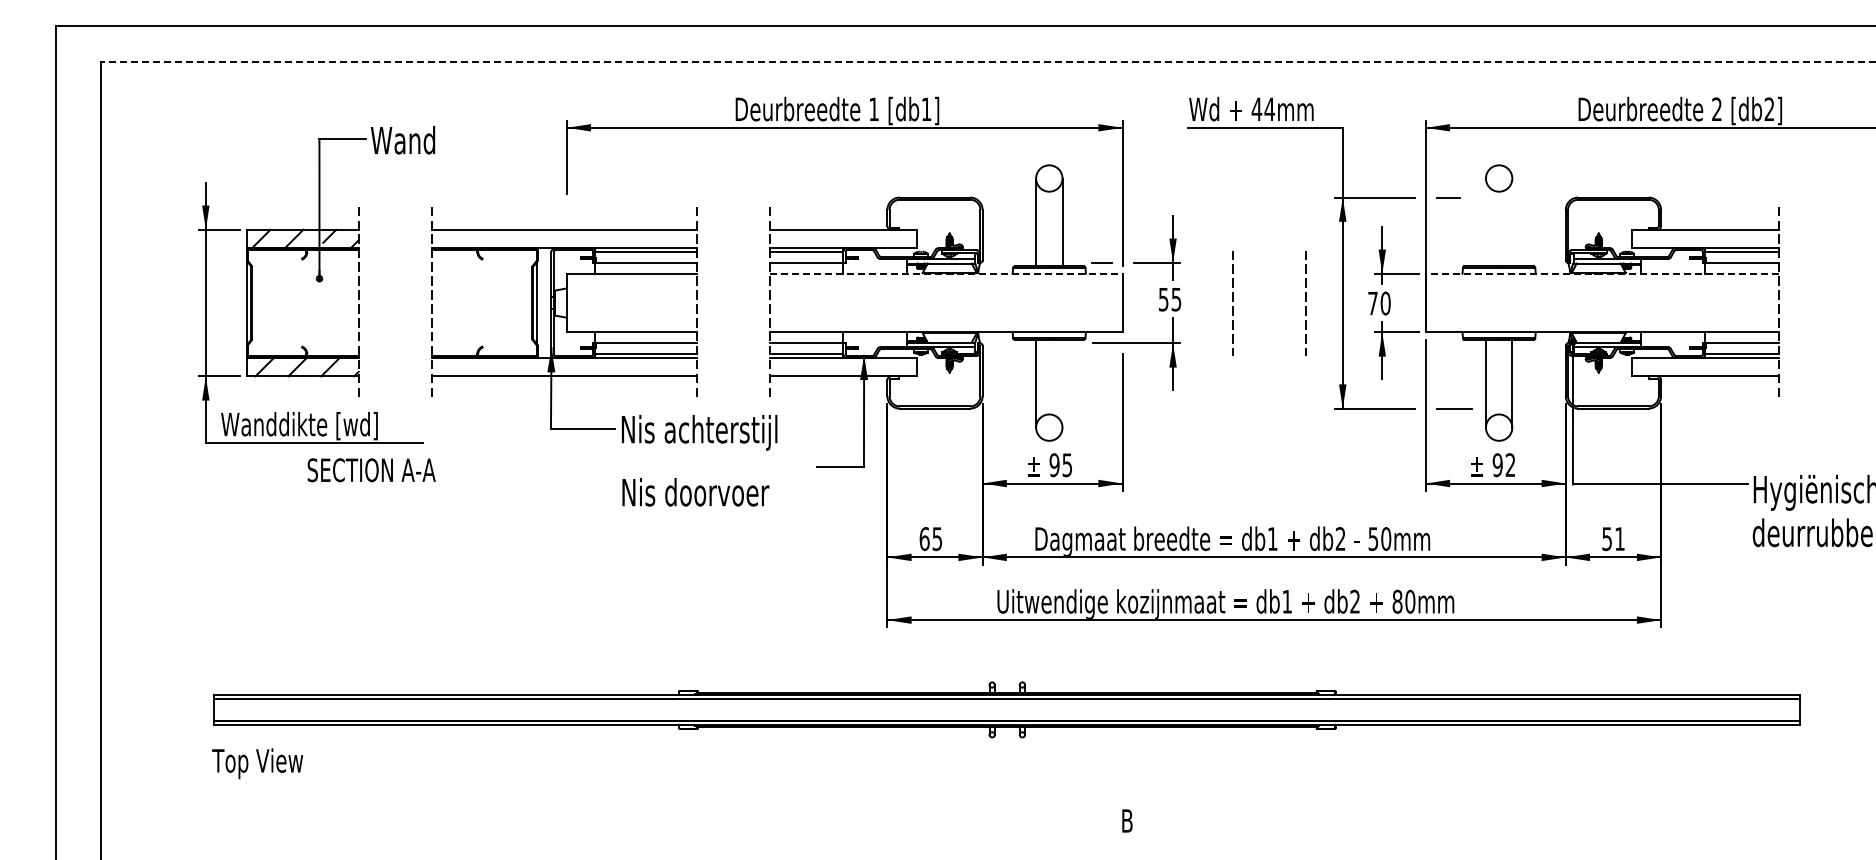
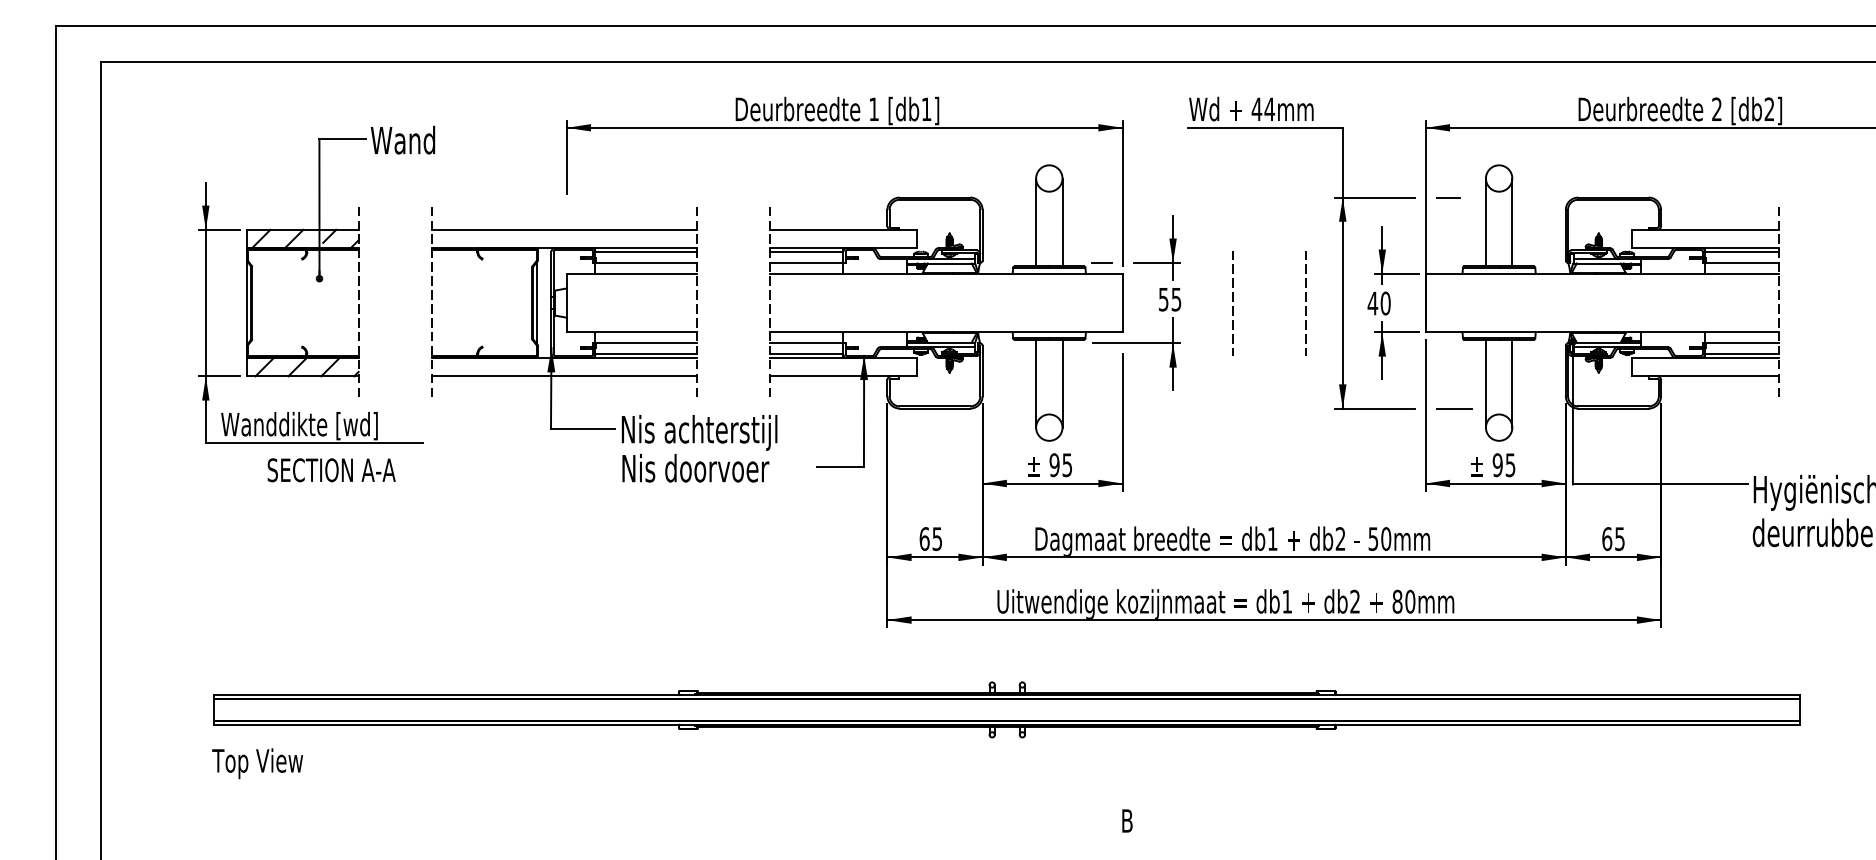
line: dashed -> solid (987, 62)
line: none -> present (1485, 222)
line: none -> present (1512, 222)
line: dashed -> solid (946, 273)
line: dashed -> solid (1602, 273)
text: 70 -> 40 (1372, 303)
line: none -> present (1062, 383)
text: 92 -> 95 (1510, 465)
text position: (371, 470) -> (331, 470) (331, 470)
text position: (695, 492) -> (695, 468) (695, 468)
text: 51 -> 65 (1613, 539)
